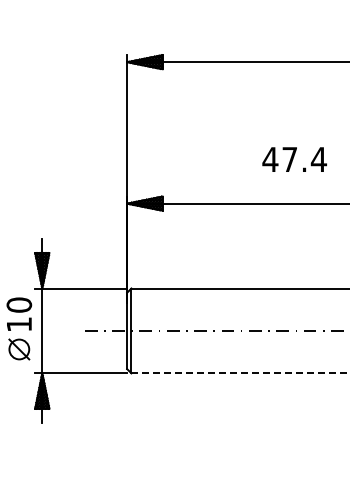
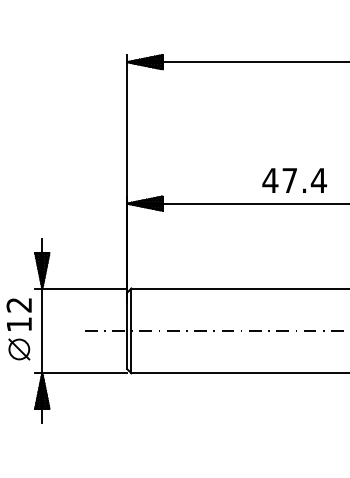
text position: (294, 159) -> (294, 180) (294, 180)
text: 10 -> 12 (19, 304)
line: dashed -> solid (240, 373)
